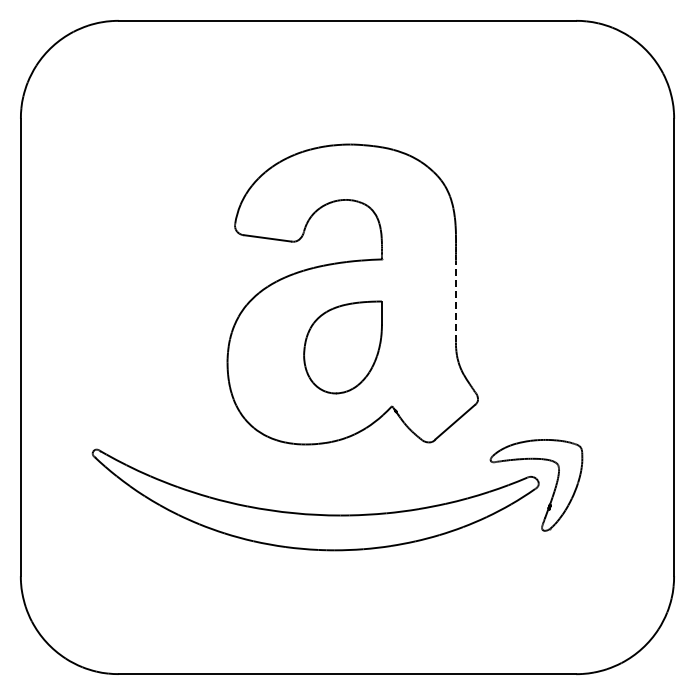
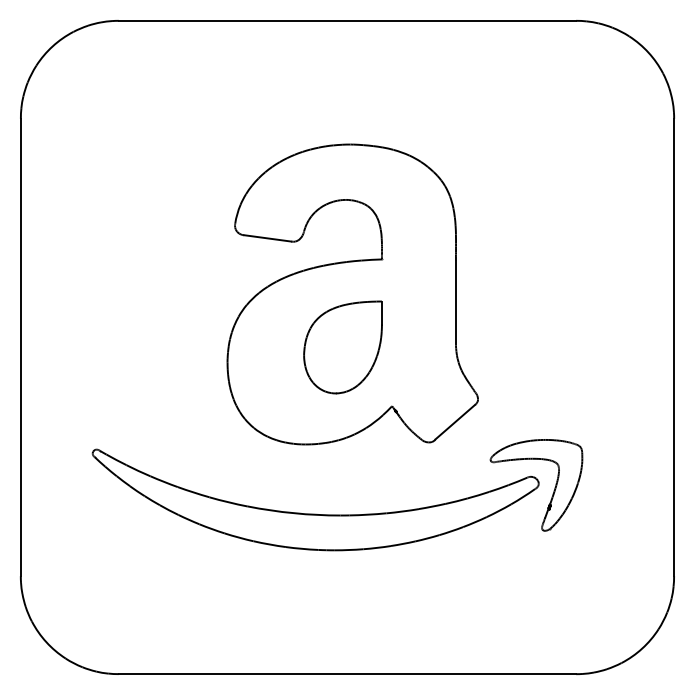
line: dashed -> solid (455, 301)
